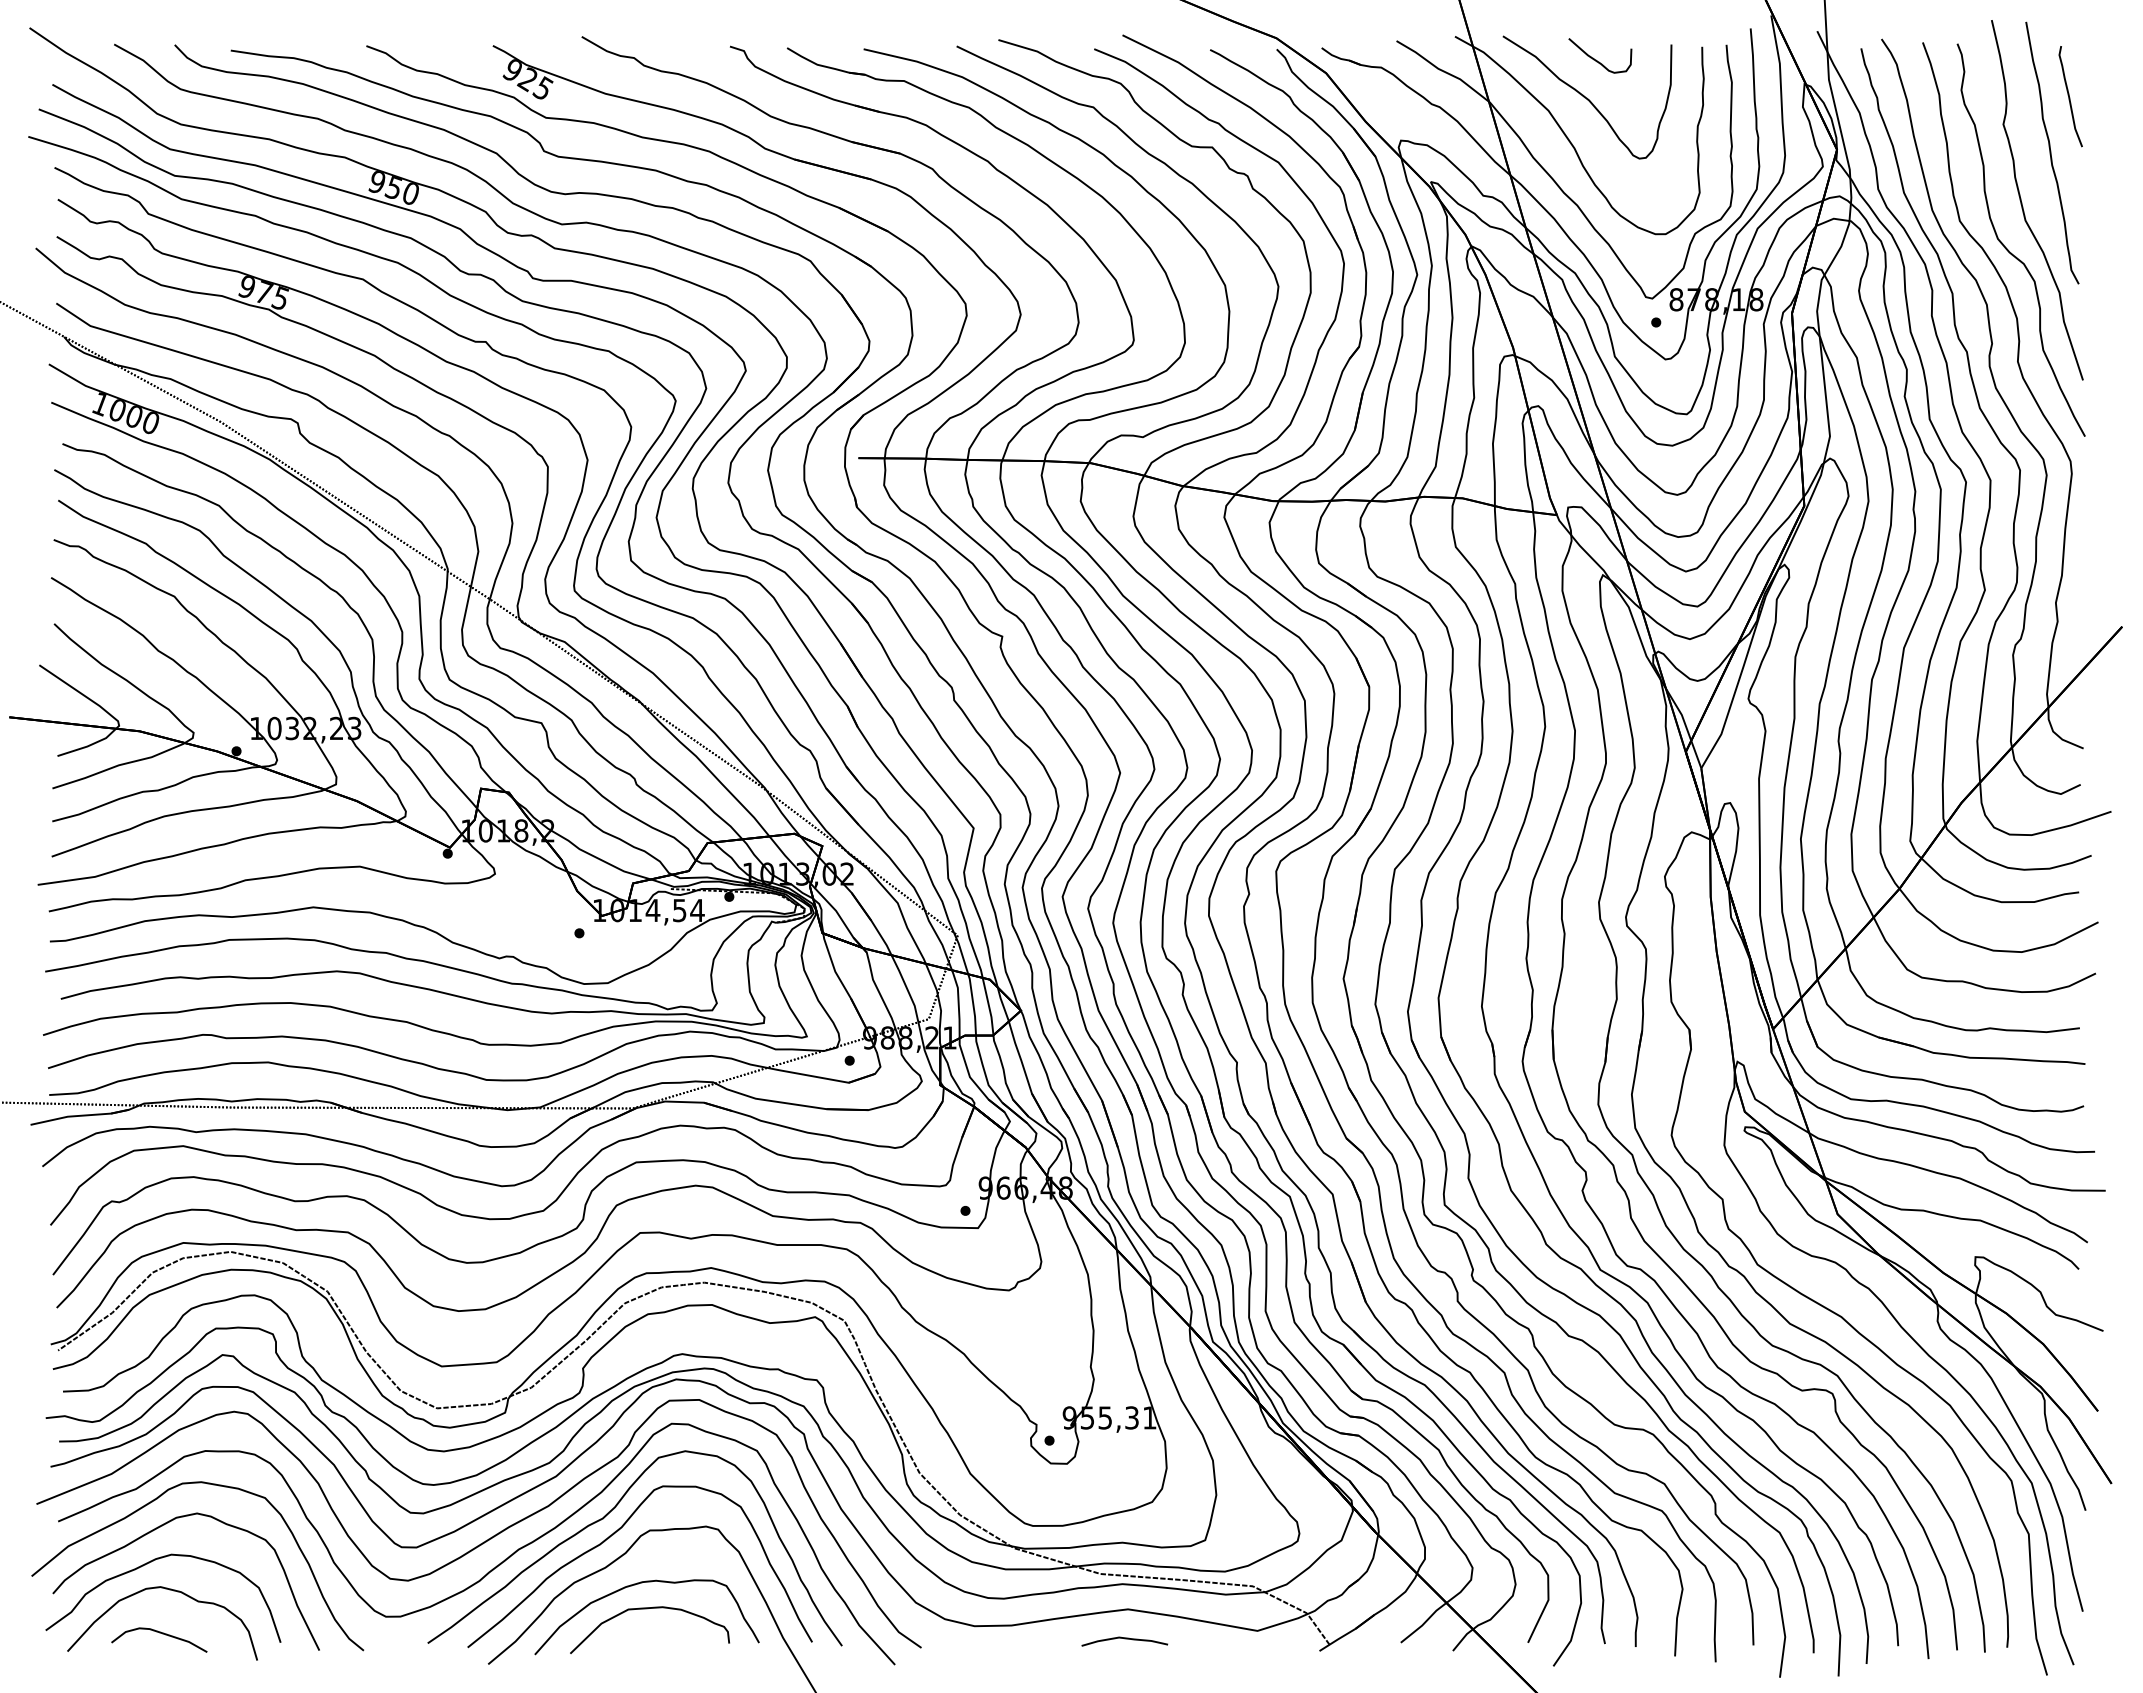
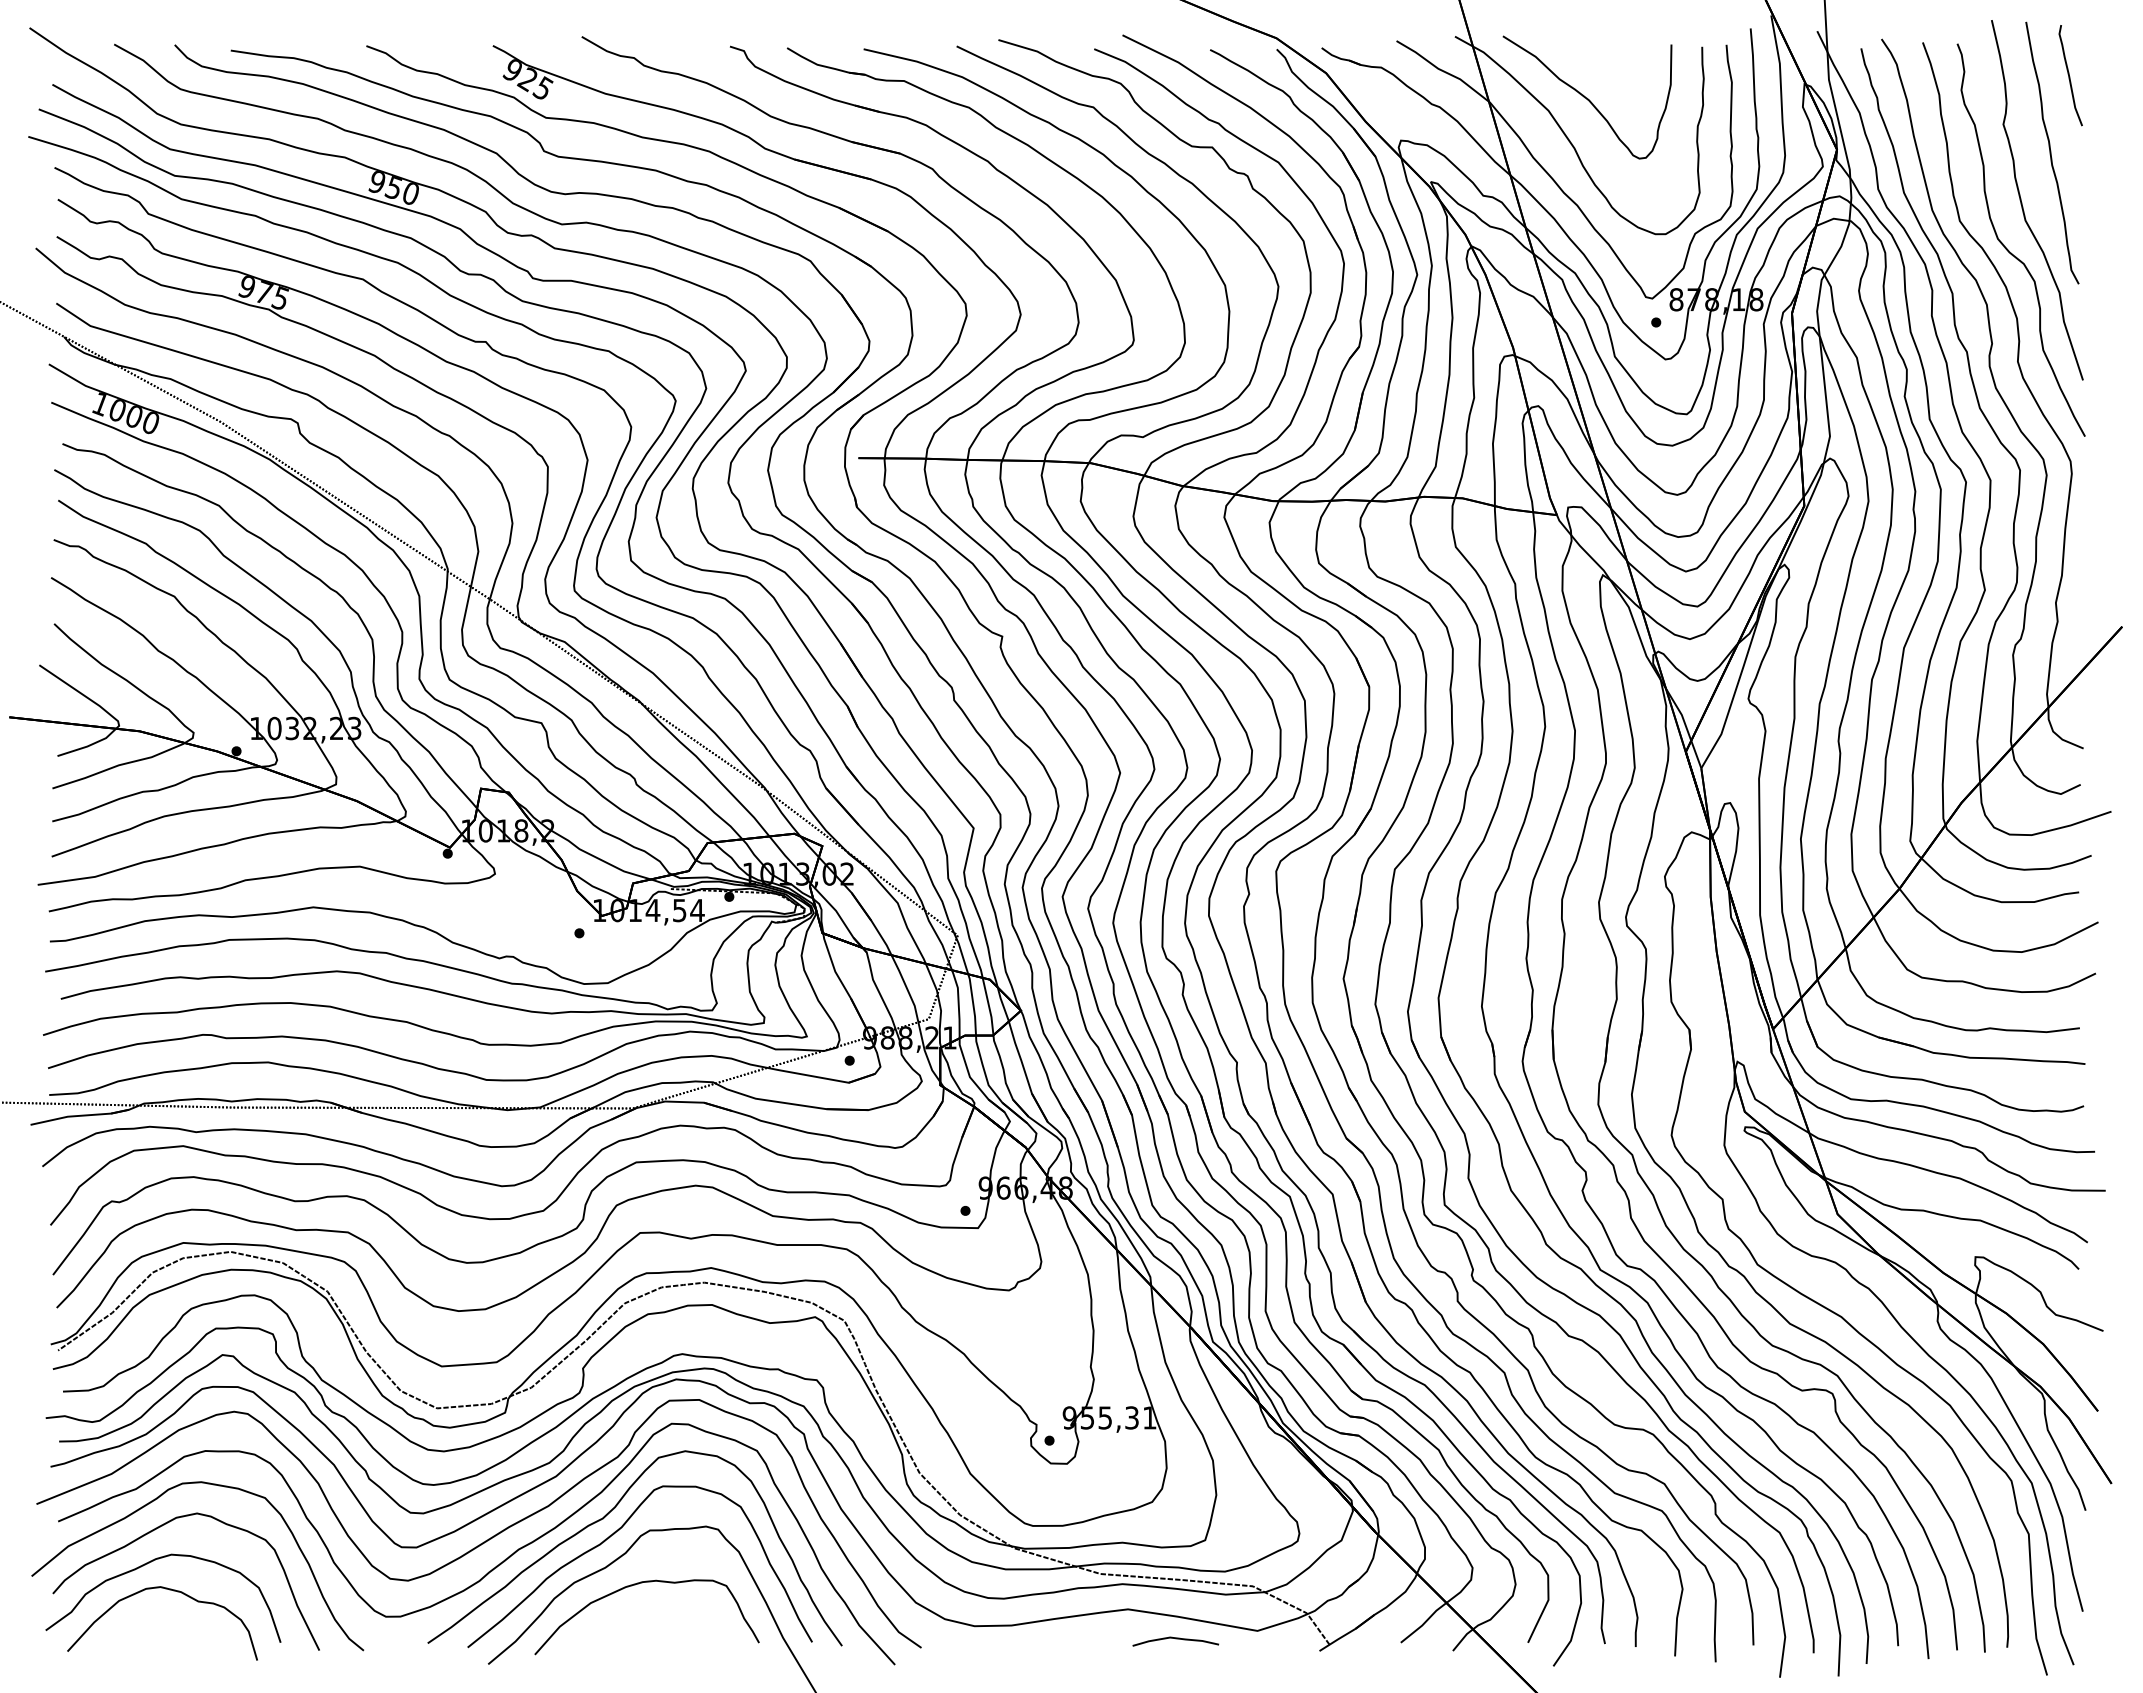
curve: present -> none (1596, 59)
curve position: (2069, 96) -> (2069, 75) (2069, 75)
curve: present -> none (647, 1609)
curve: present -> none (162, 1634)
curve position: (1124, 1639) -> (1175, 1639) (1175, 1639)
